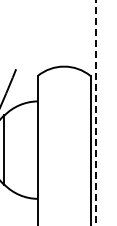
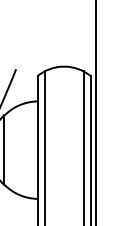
line: dashed -> solid (96, 113)
line: none -> present (44, 146)
line: none -> present (83, 146)
